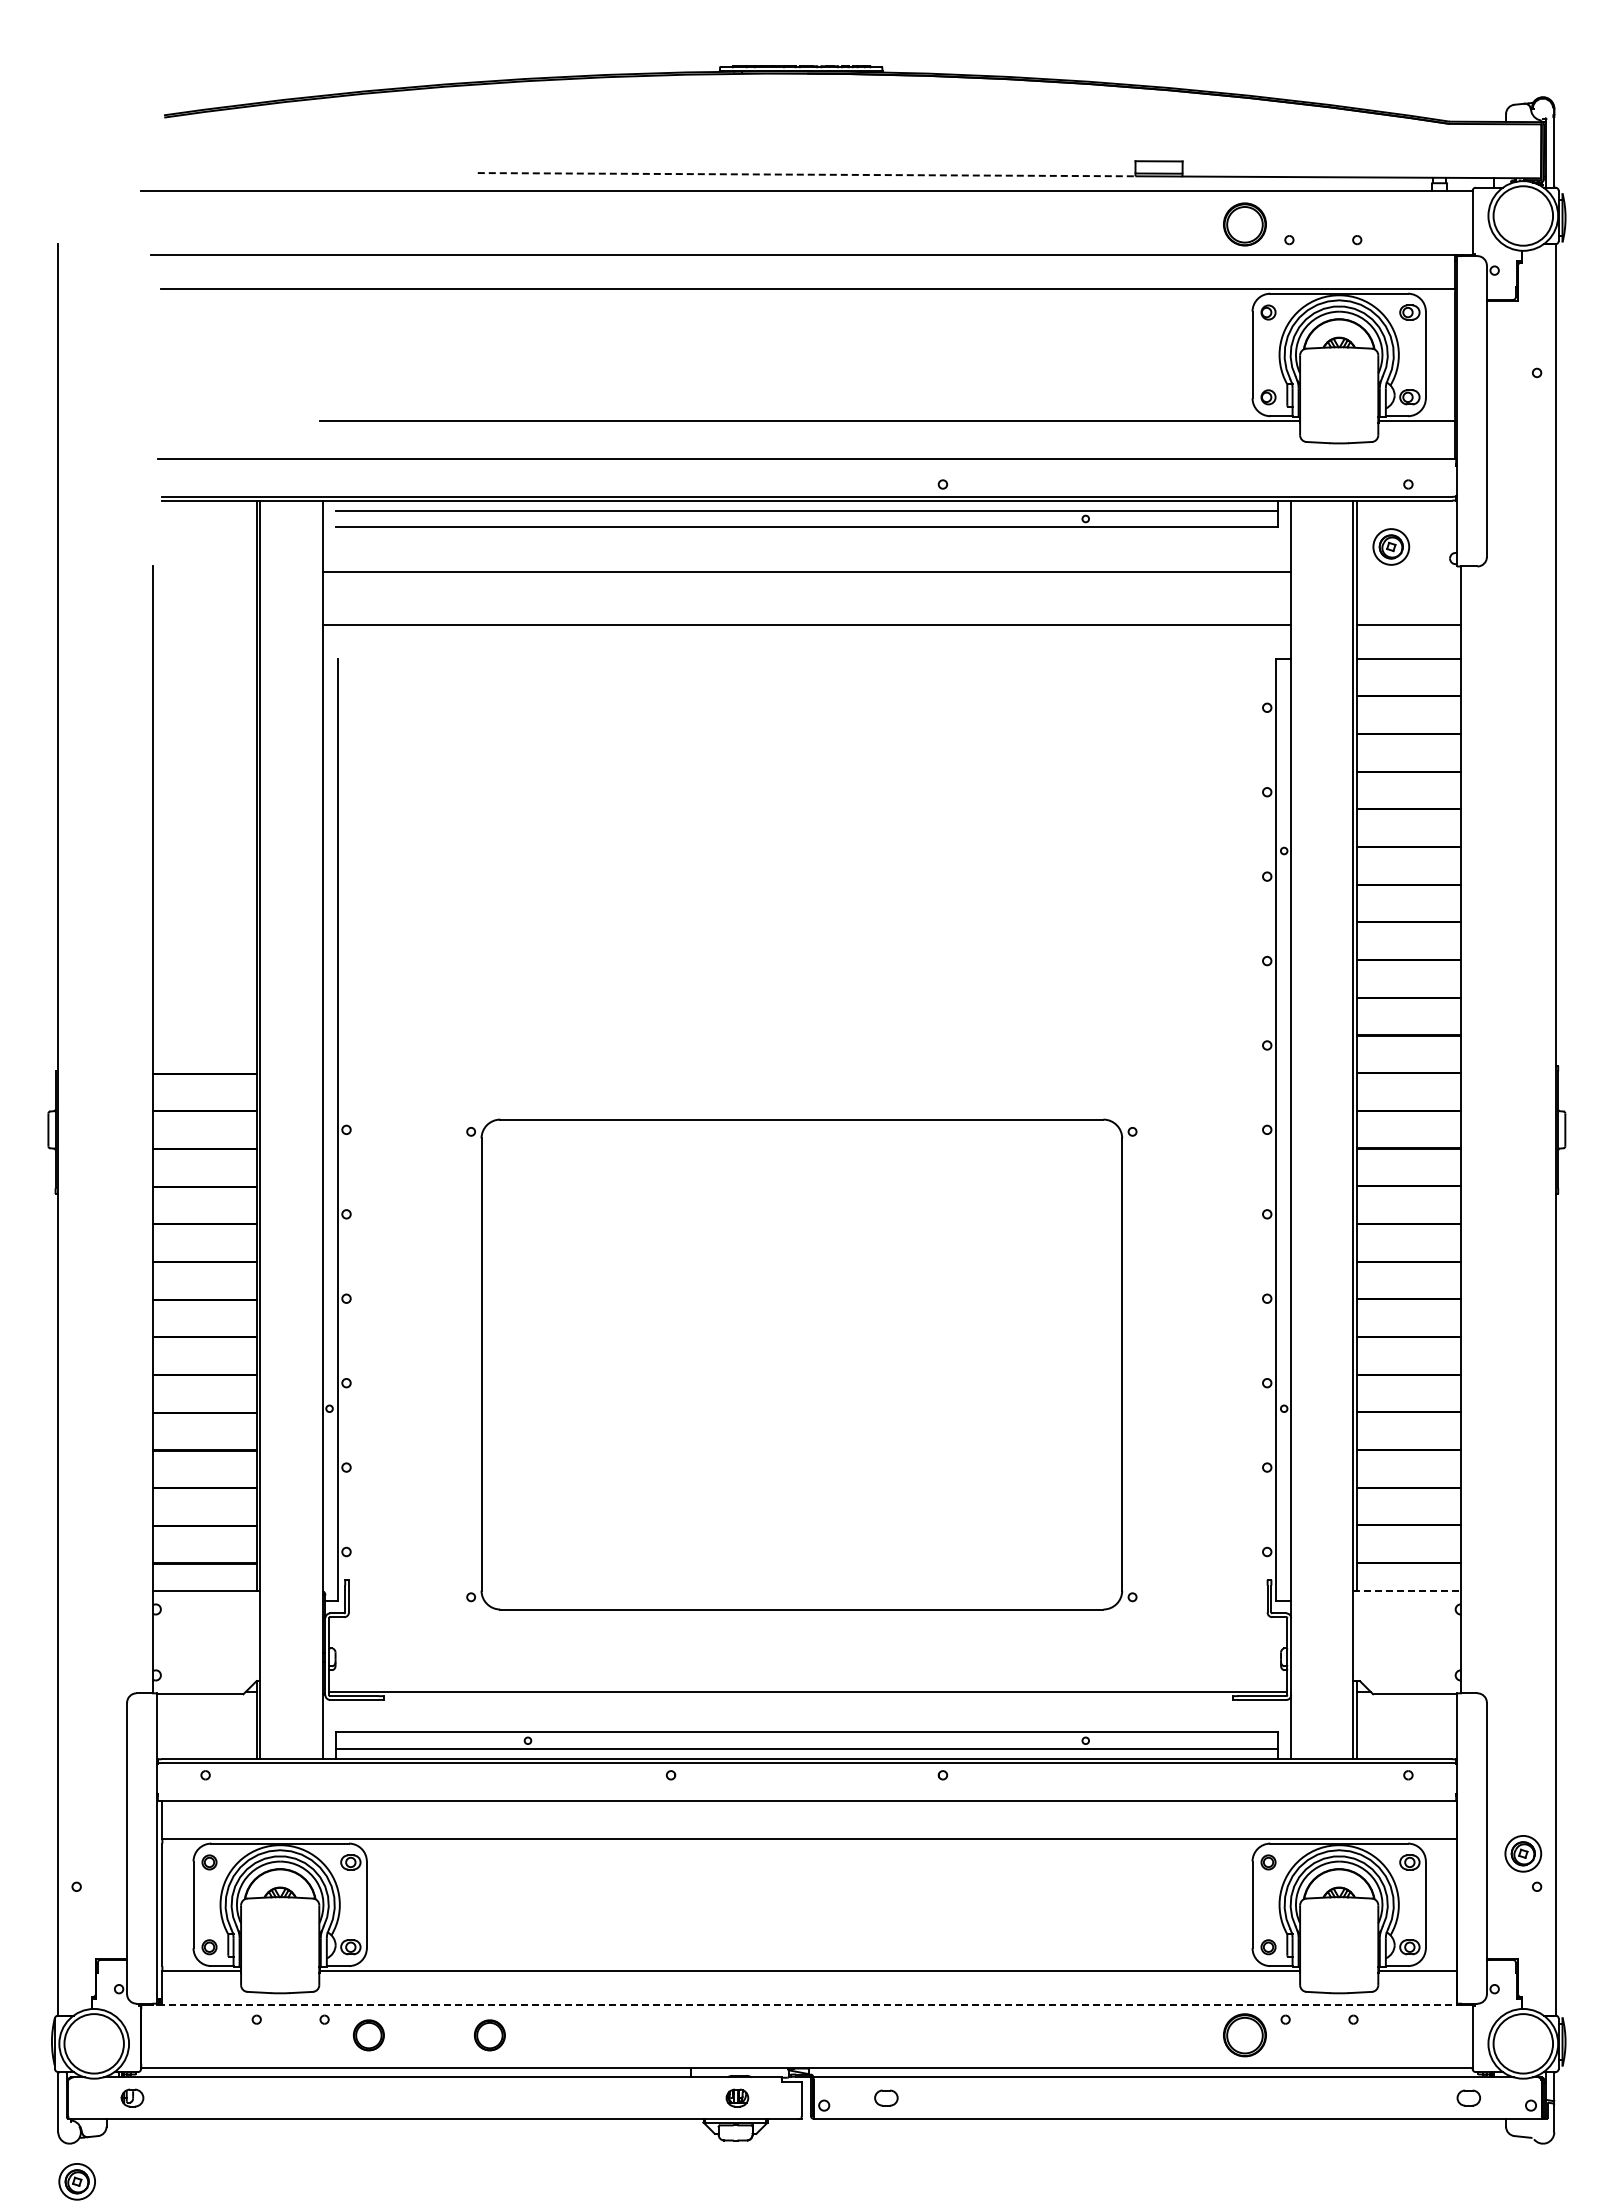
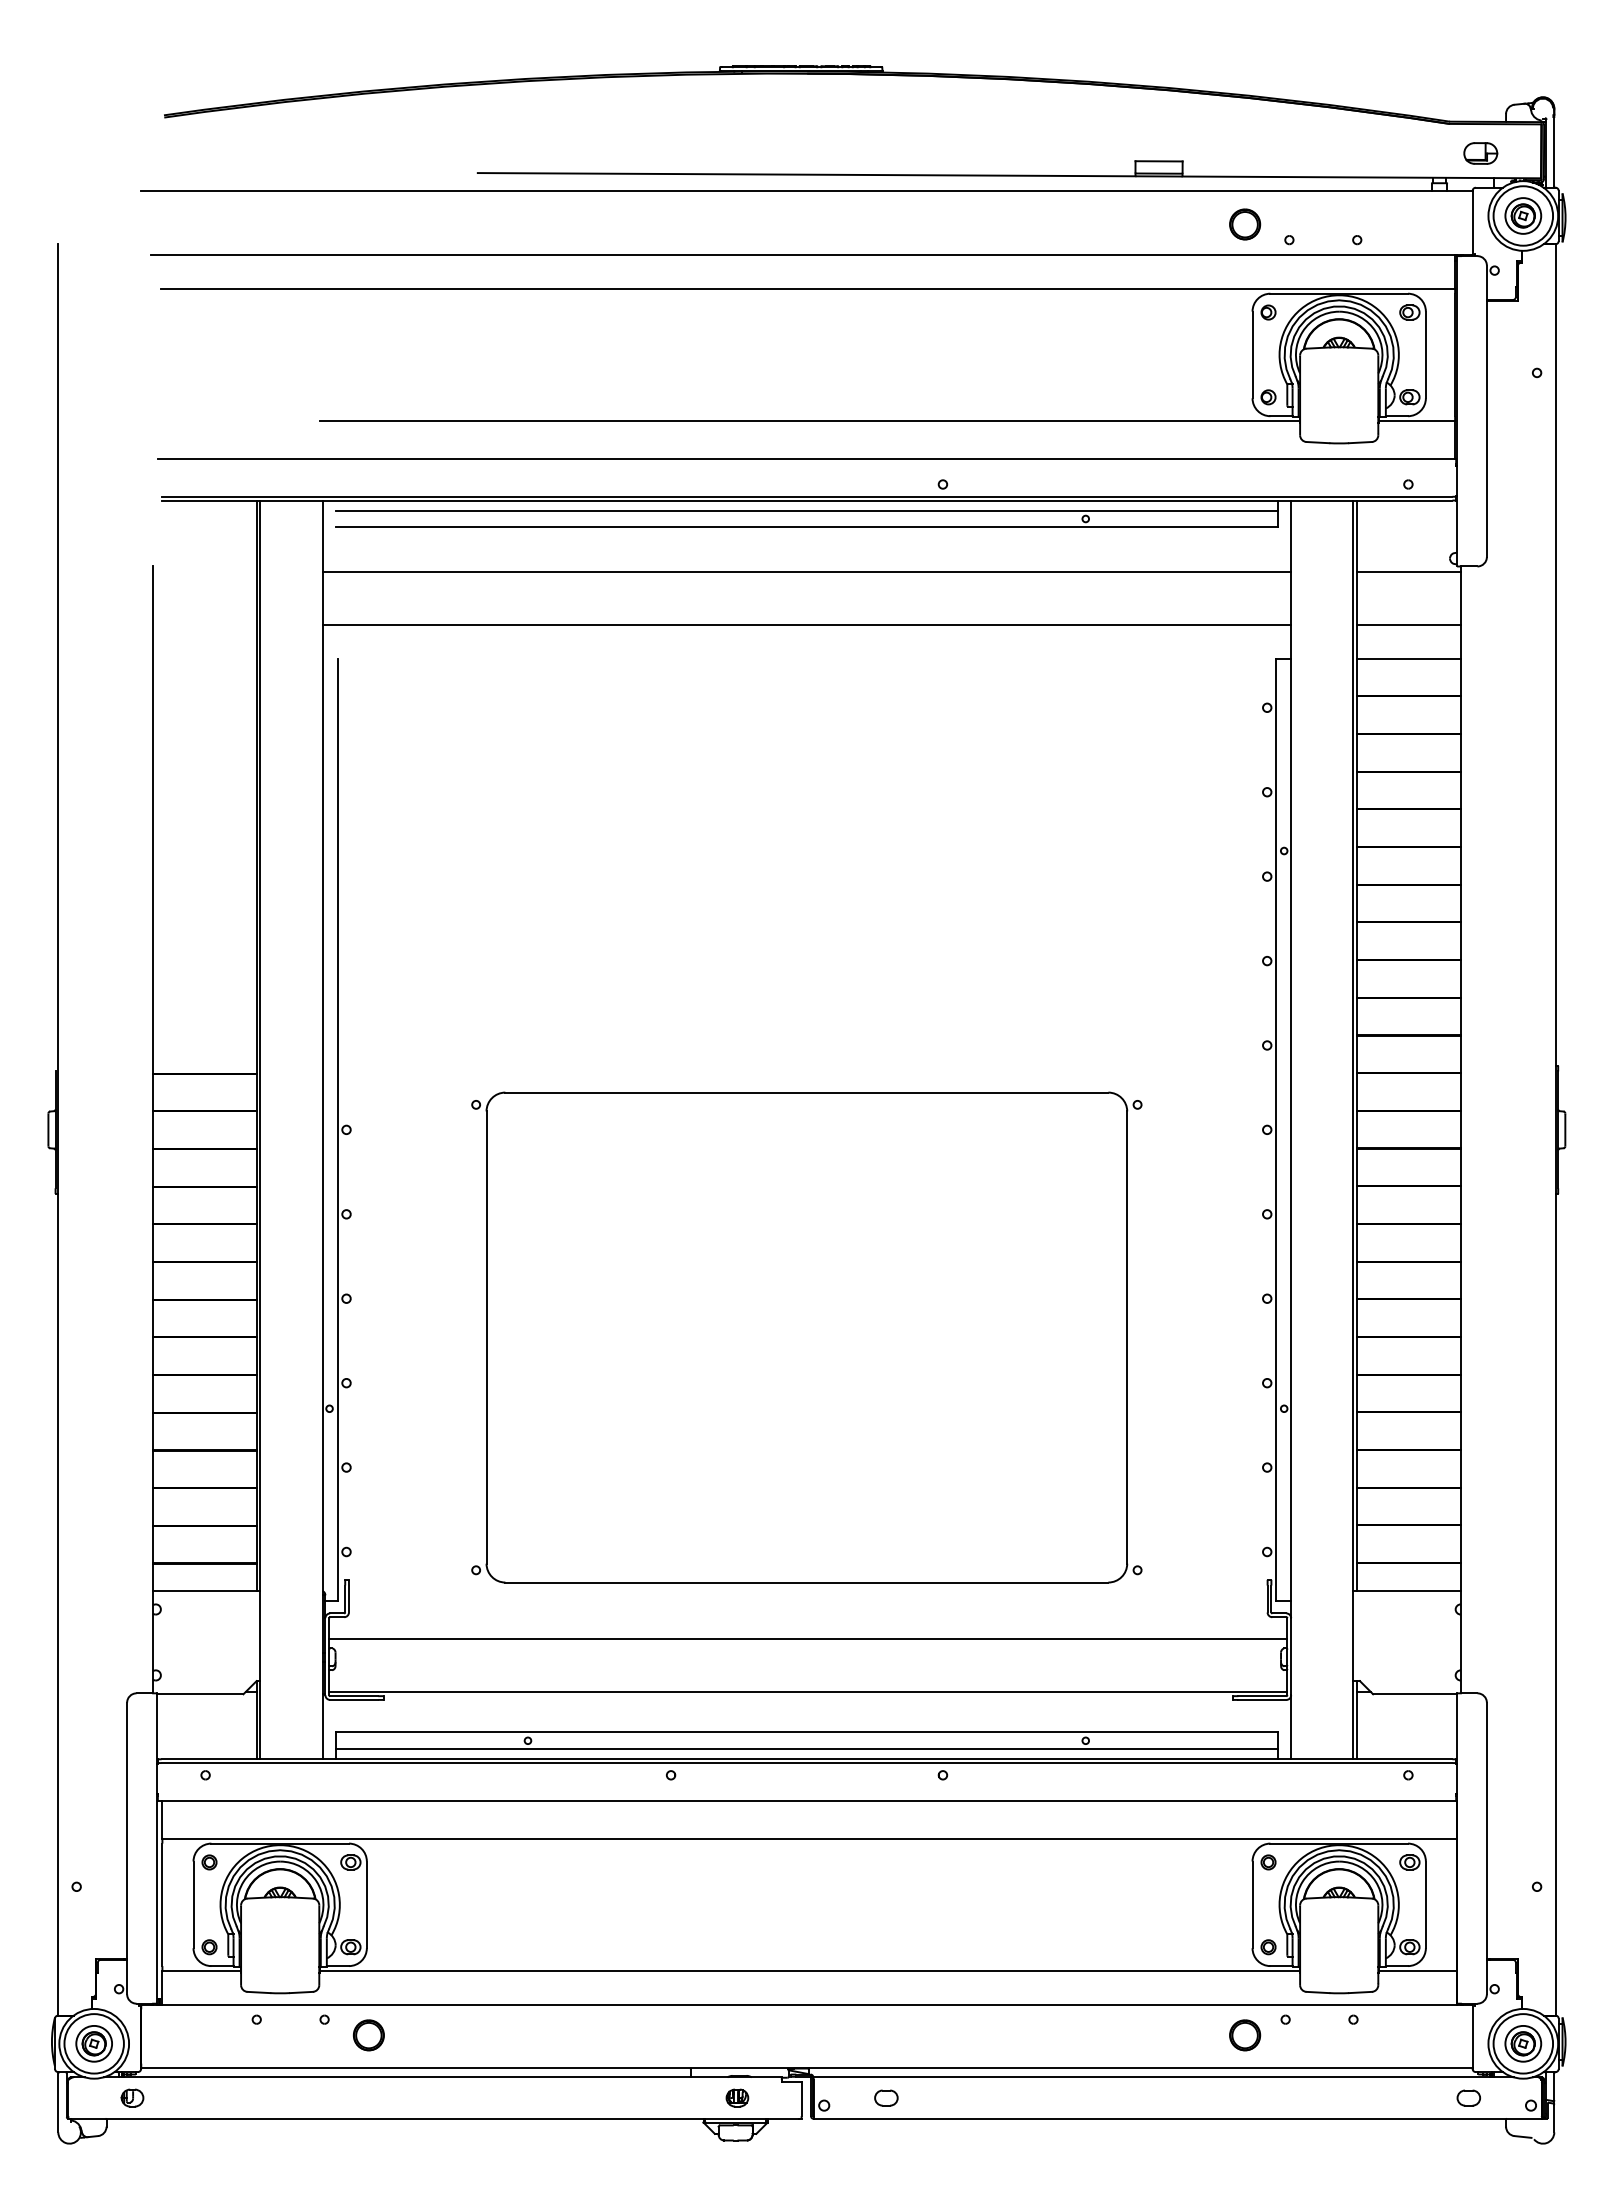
part: none -> present (1480, 153)
line: dashed -> solid (806, 174)
part size: 44x45 px -> 33x33 px (1245, 224)
part position: (1391, 546) -> (1523, 215) (1523, 215)
line: none -> present (1408, 571)
part position: (801, 1364) -> (806, 1337) (806, 1337)
line: dashed -> solid (1407, 1590)
line: none -> present (808, 1638)
part position: (1523, 1853) -> (1523, 2043) (1523, 2043)
line: dashed -> solid (806, 2004)
part: present -> none (489, 2035)
part size: 44x45 px -> 33x33 px (1245, 2035)
part position: (76, 2181) -> (93, 2043) (93, 2043)
